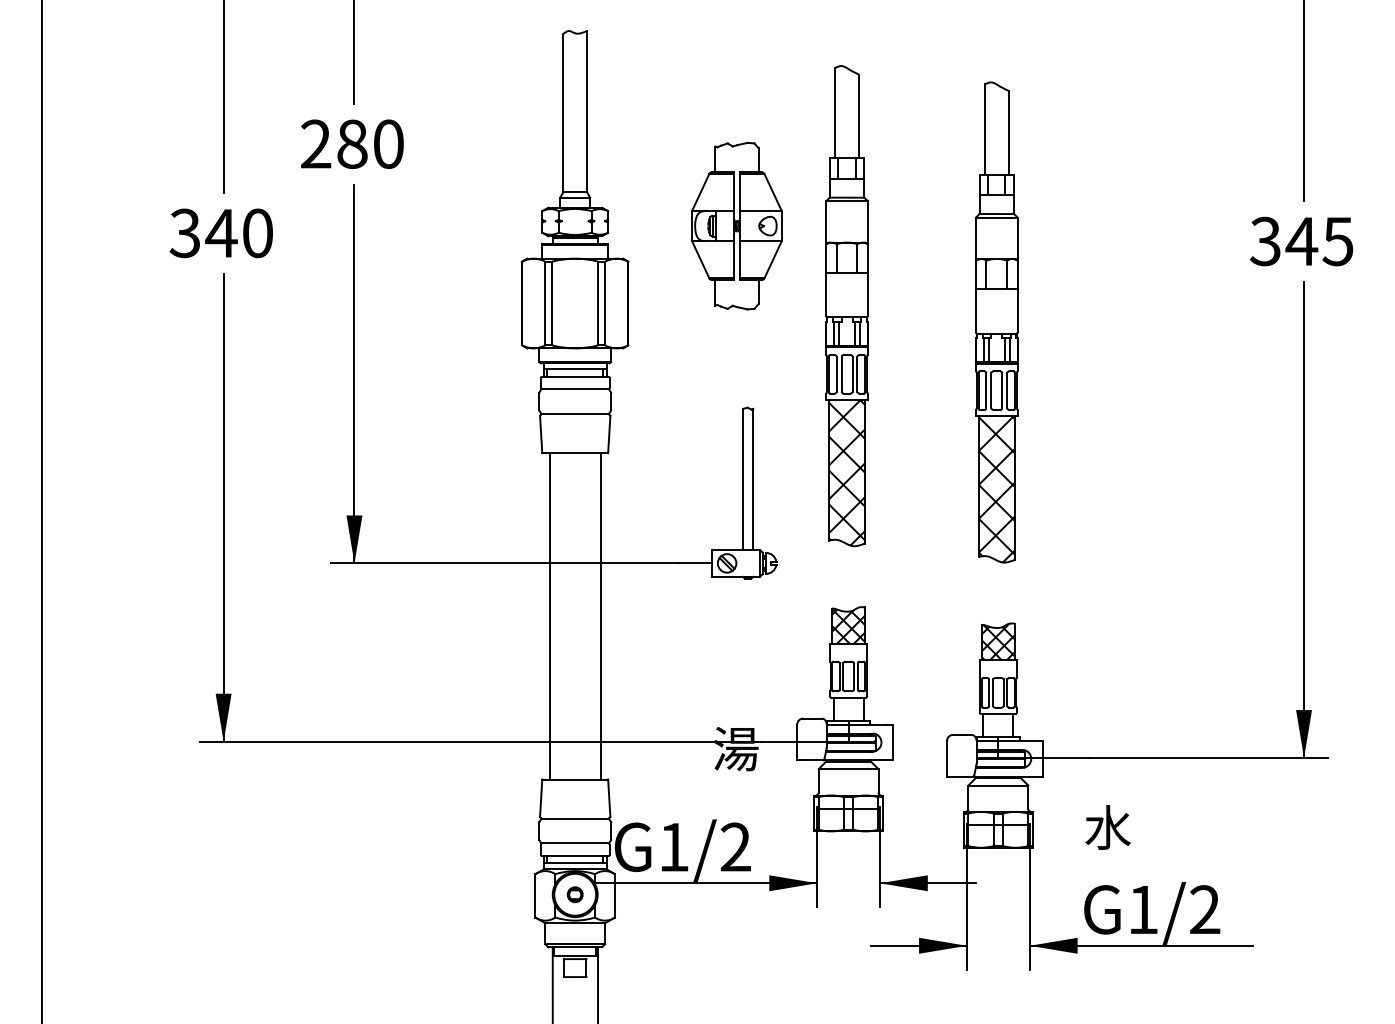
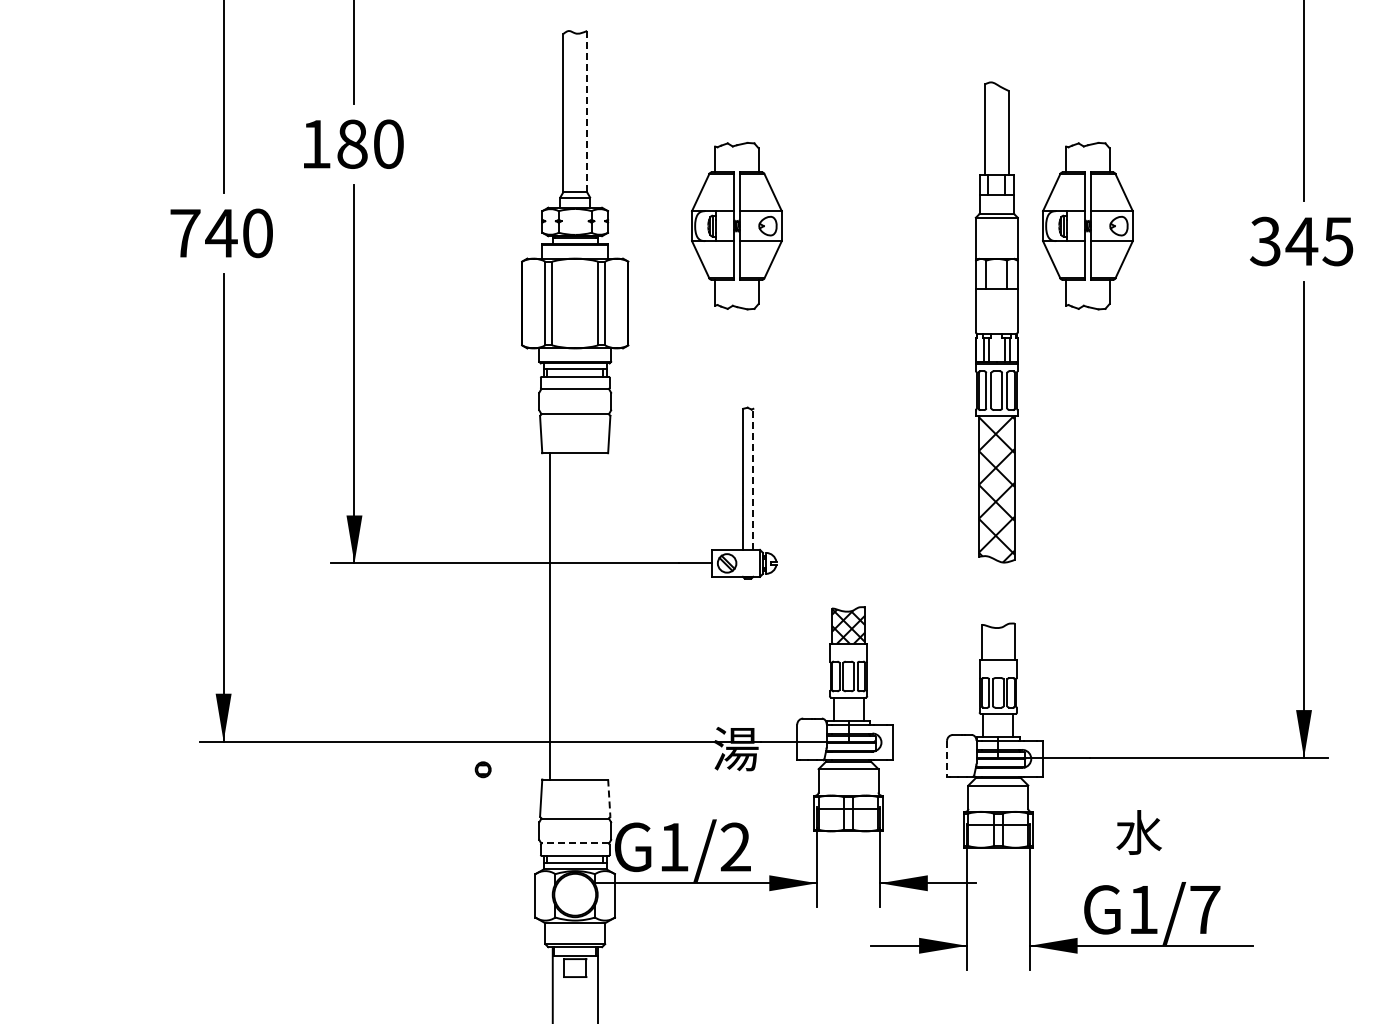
line: solid -> dashed (587, 111)
text: 280 -> 180 (316, 143)
part: none -> present (1087, 225)
text: 340 -> 740 (184, 233)
part: present -> none (847, 306)
line: solid -> dashed (753, 479)
line: present -> none (41, 511)
line: present -> none (600, 616)
hatch: present -> none (997, 641)
line: solid -> dashed (947, 758)
line: solid -> dashed (609, 798)
text position: (1107, 827) -> (1138, 832) (1138, 832)
line: solid -> dashed (574, 843)
part position: (574, 894) -> (482, 769) (482, 769)
text: G1/2 -> G1/7 (1205, 909)
